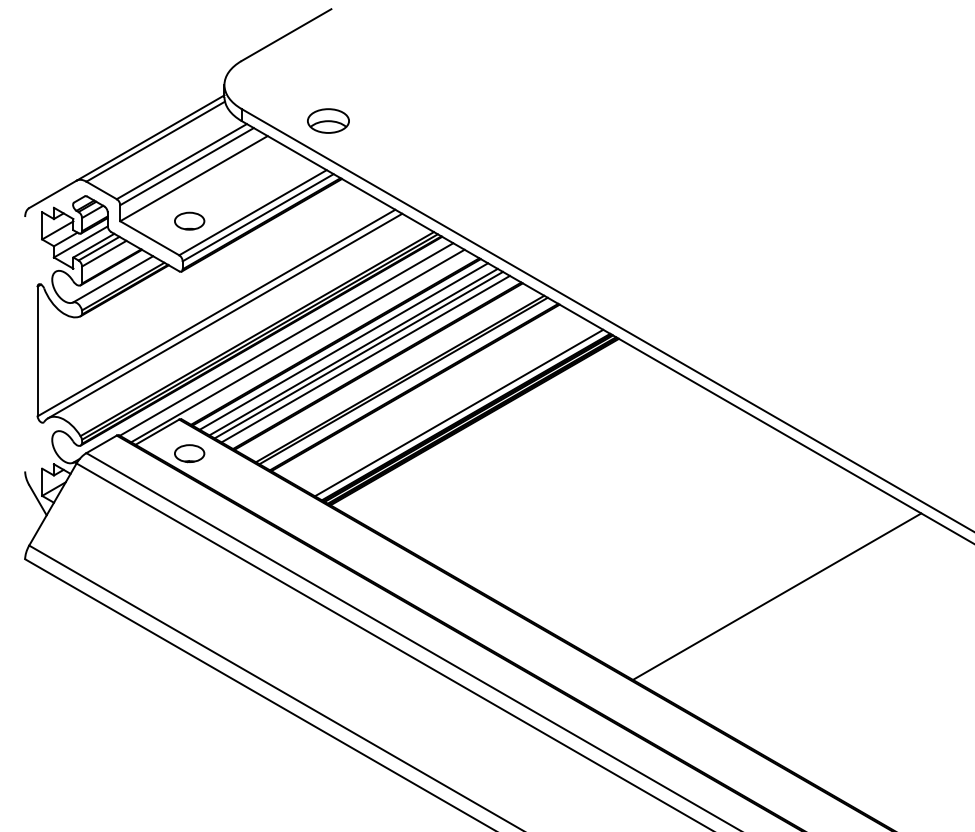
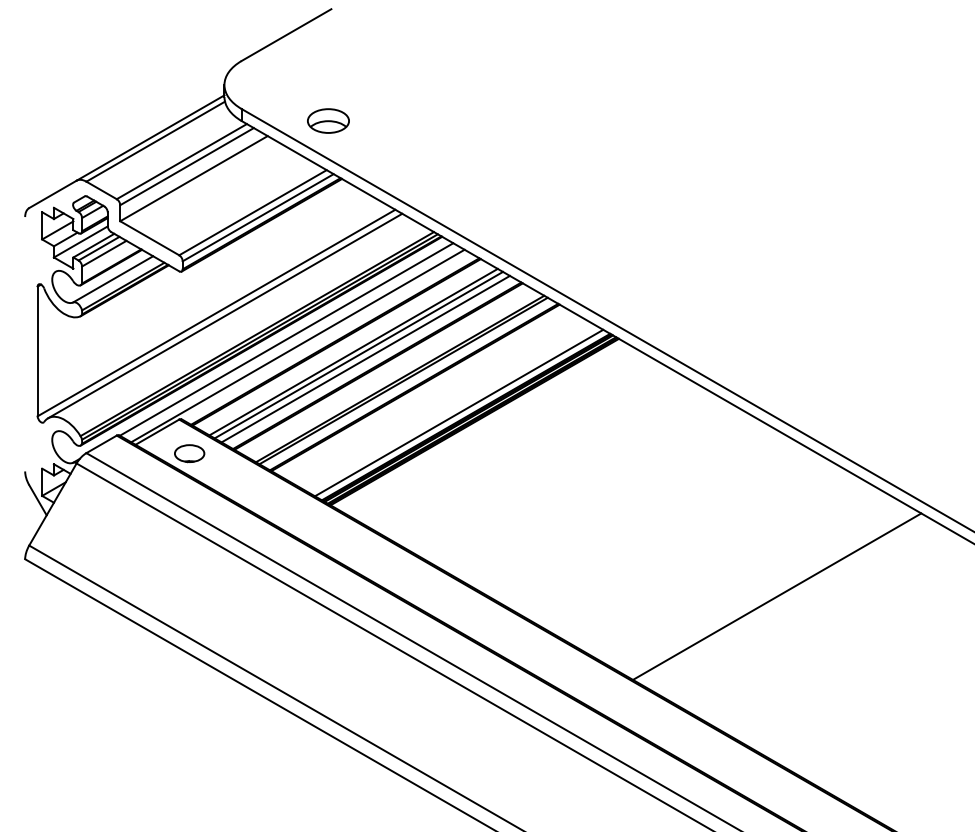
part: present -> none (189, 220)
line: present -> none (343, 346)
